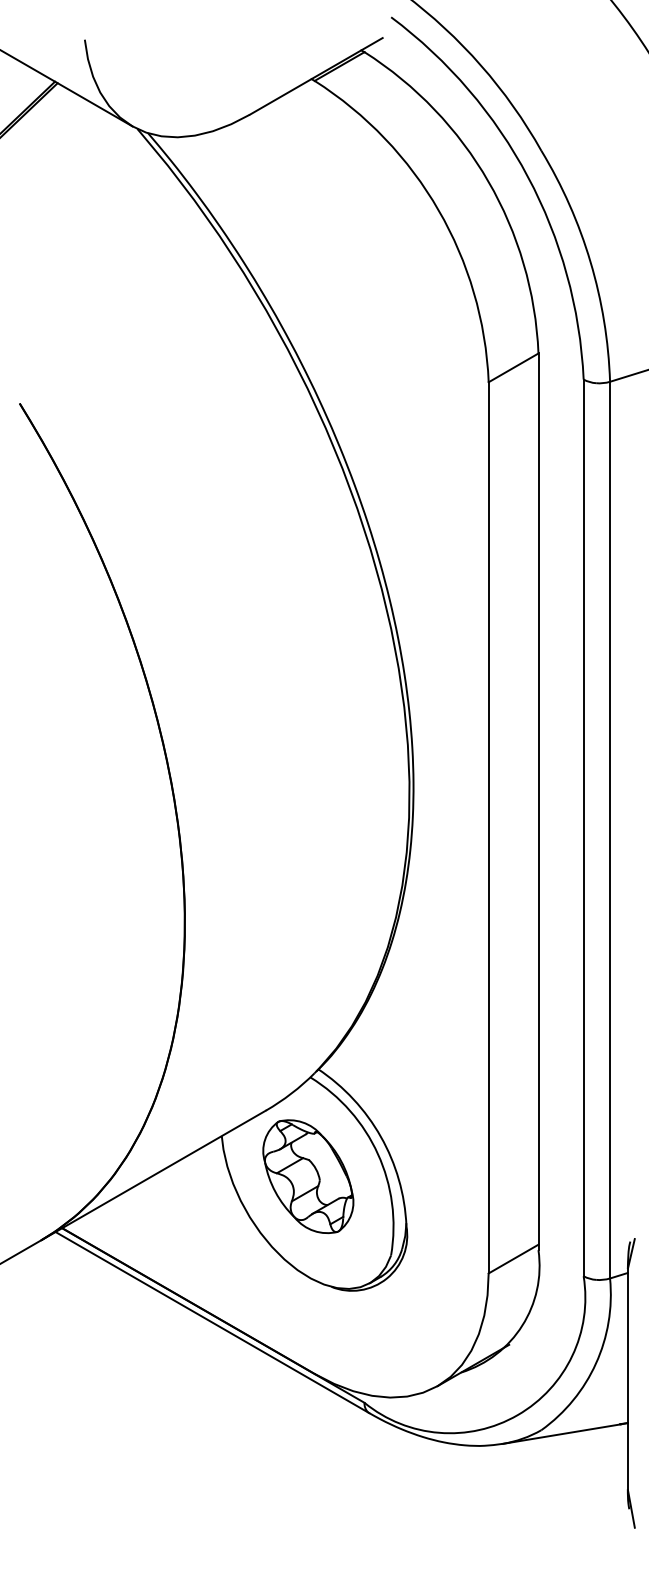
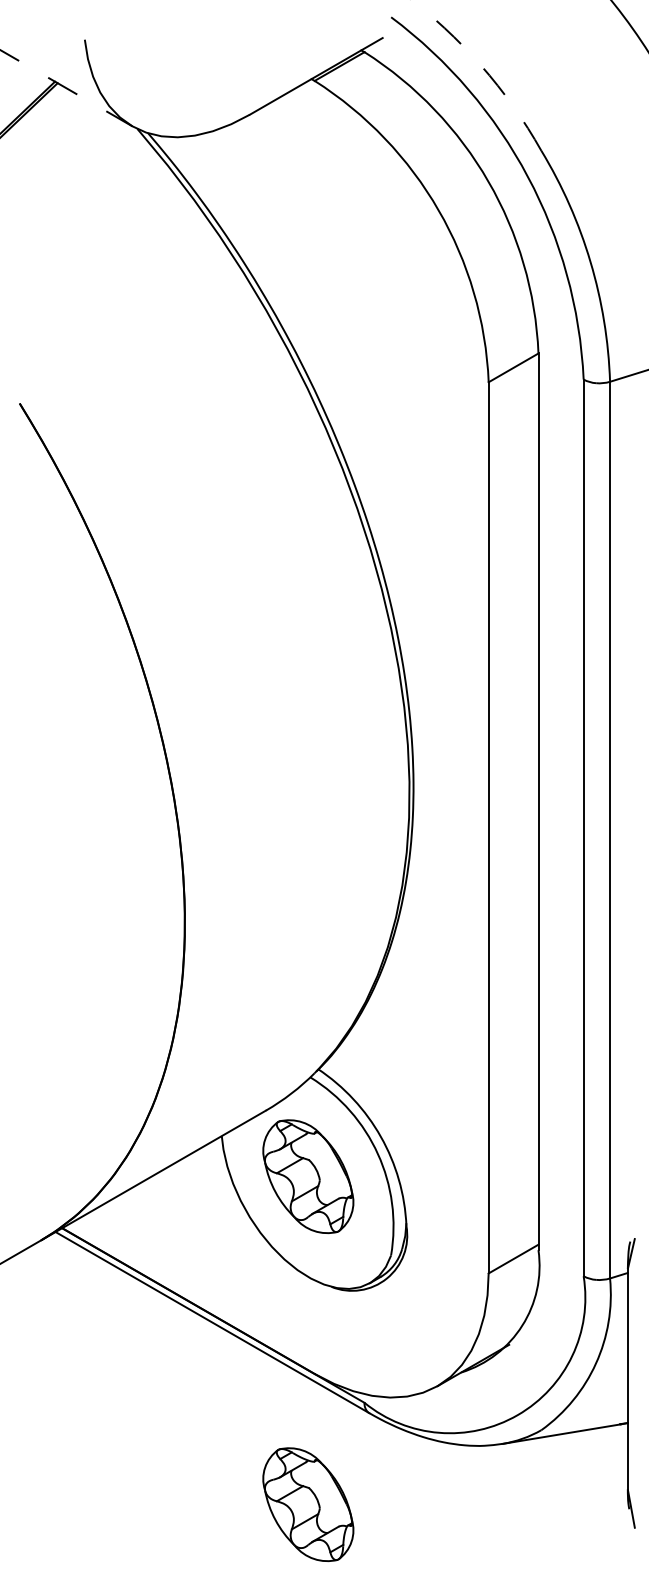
arc: solid -> dashed (483, 68)
line: solid -> dashed (66, 88)
part: none -> present (308, 1504)
